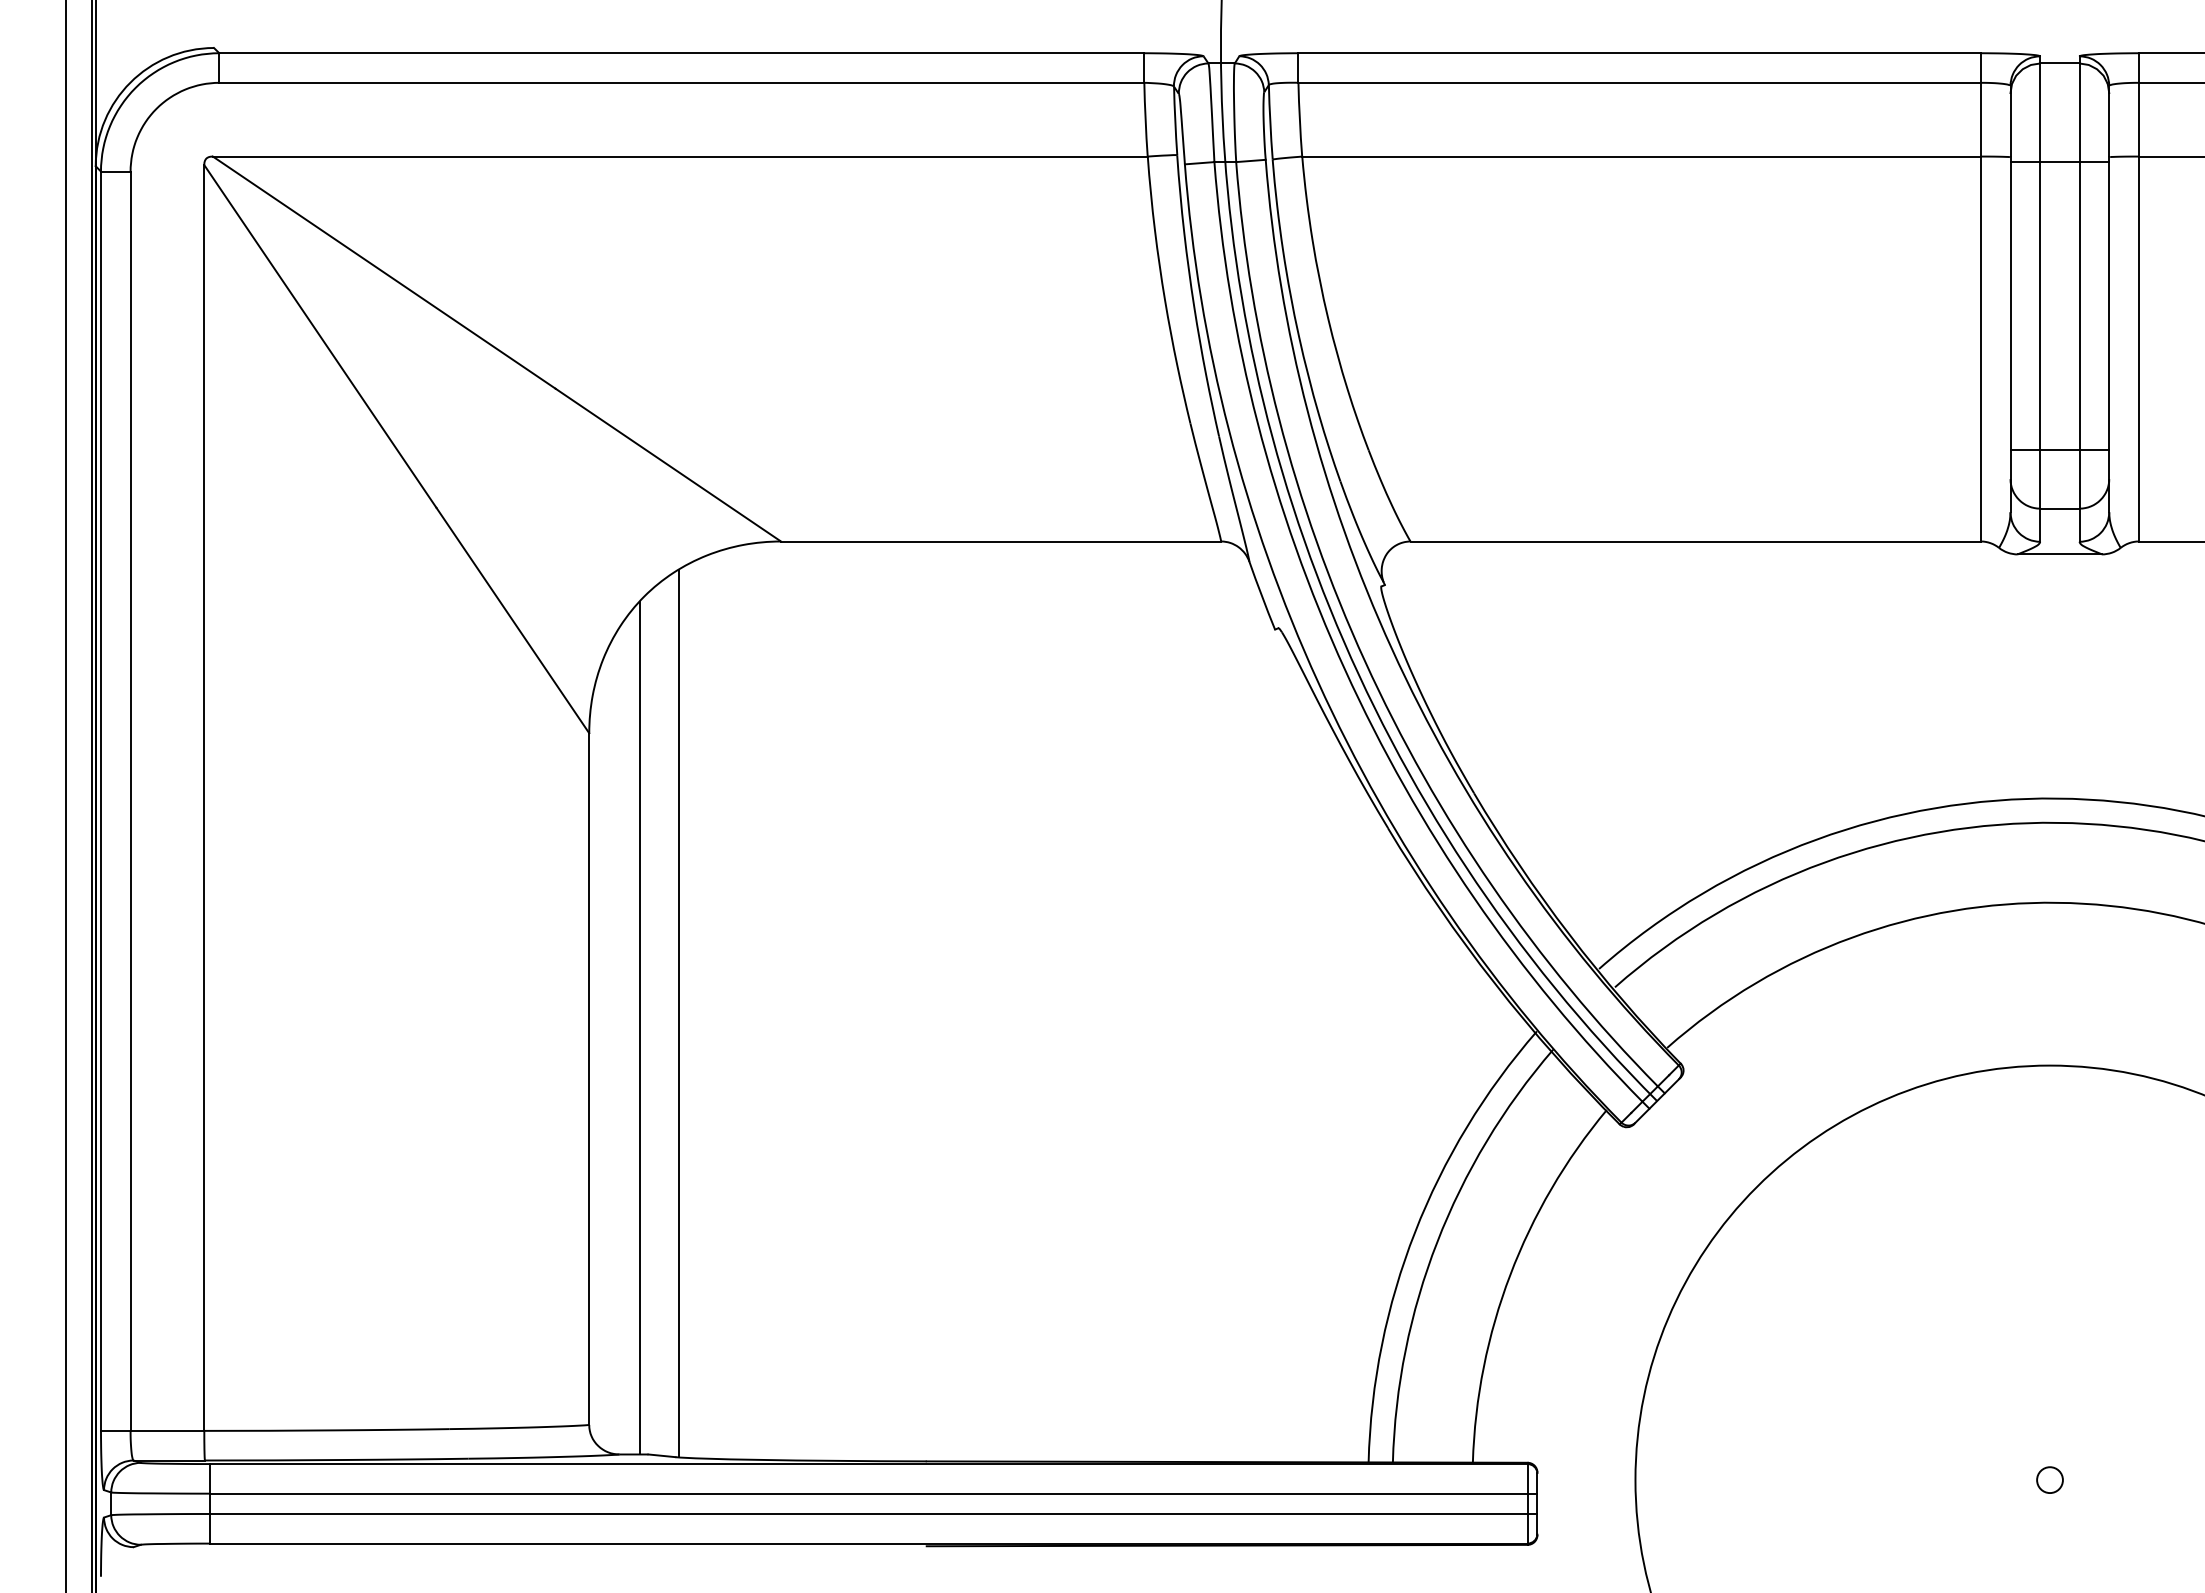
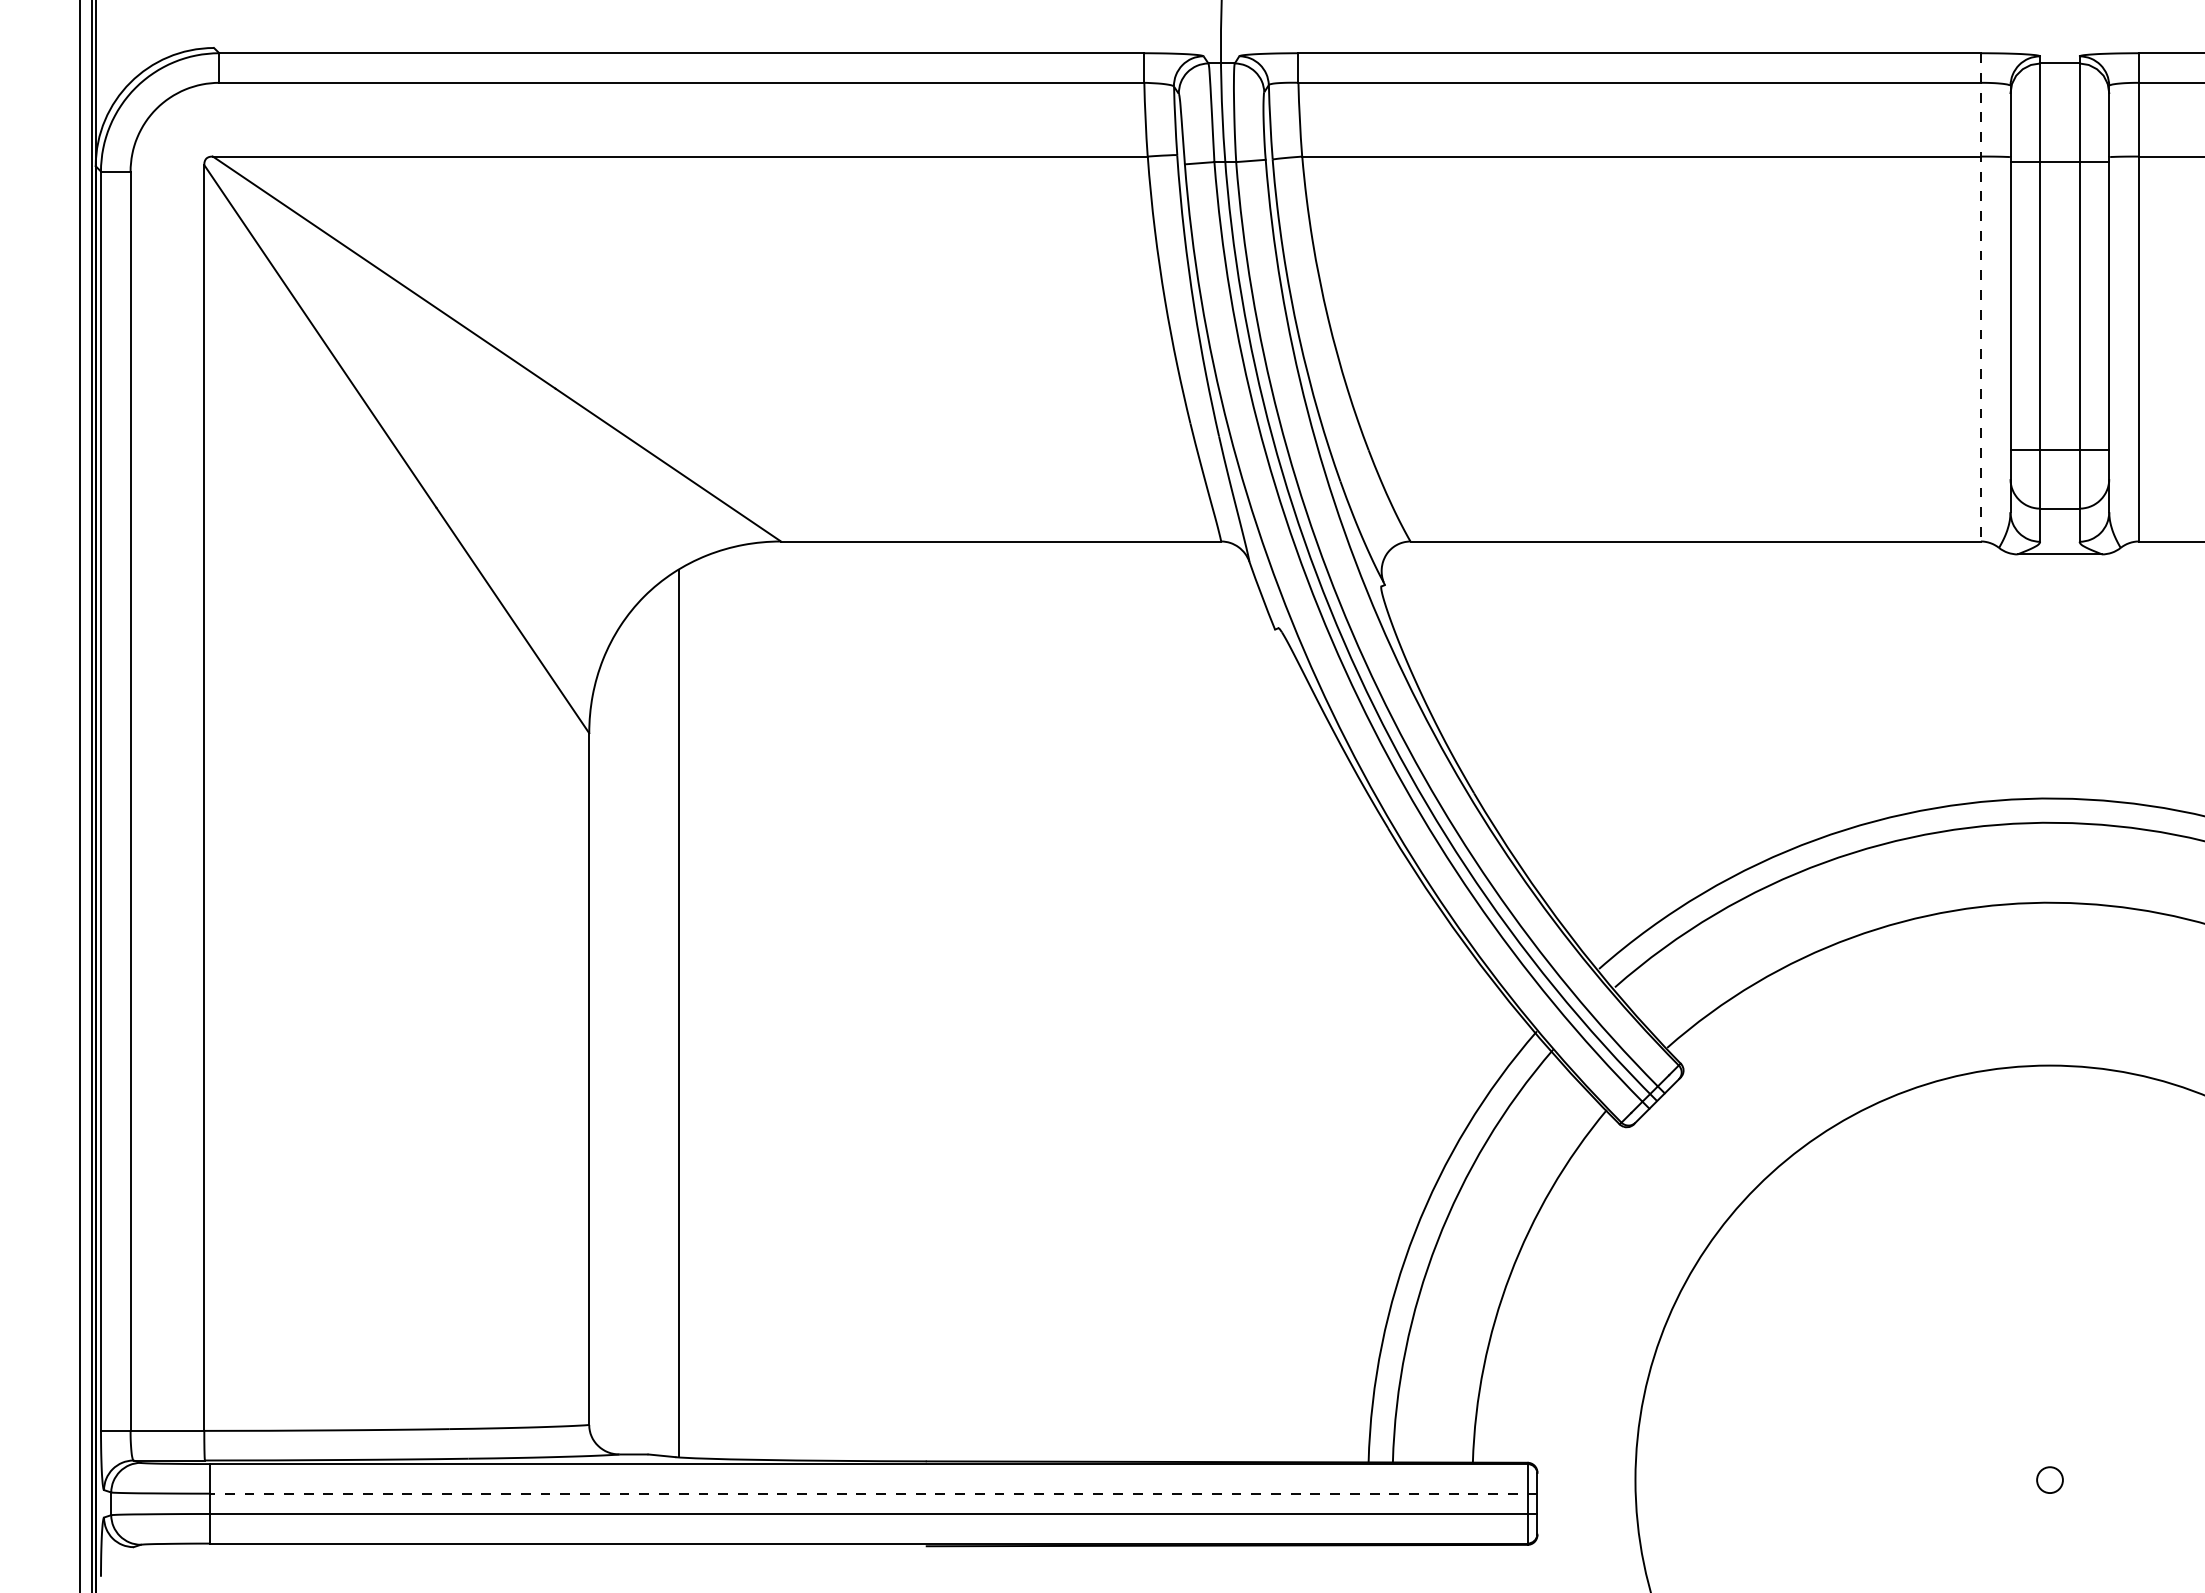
line: solid -> dashed (1980, 297)
line position: (66, 795) -> (80, 795) (80, 795)
line: present -> none (640, 1027)
line: solid -> dashed (873, 1493)
